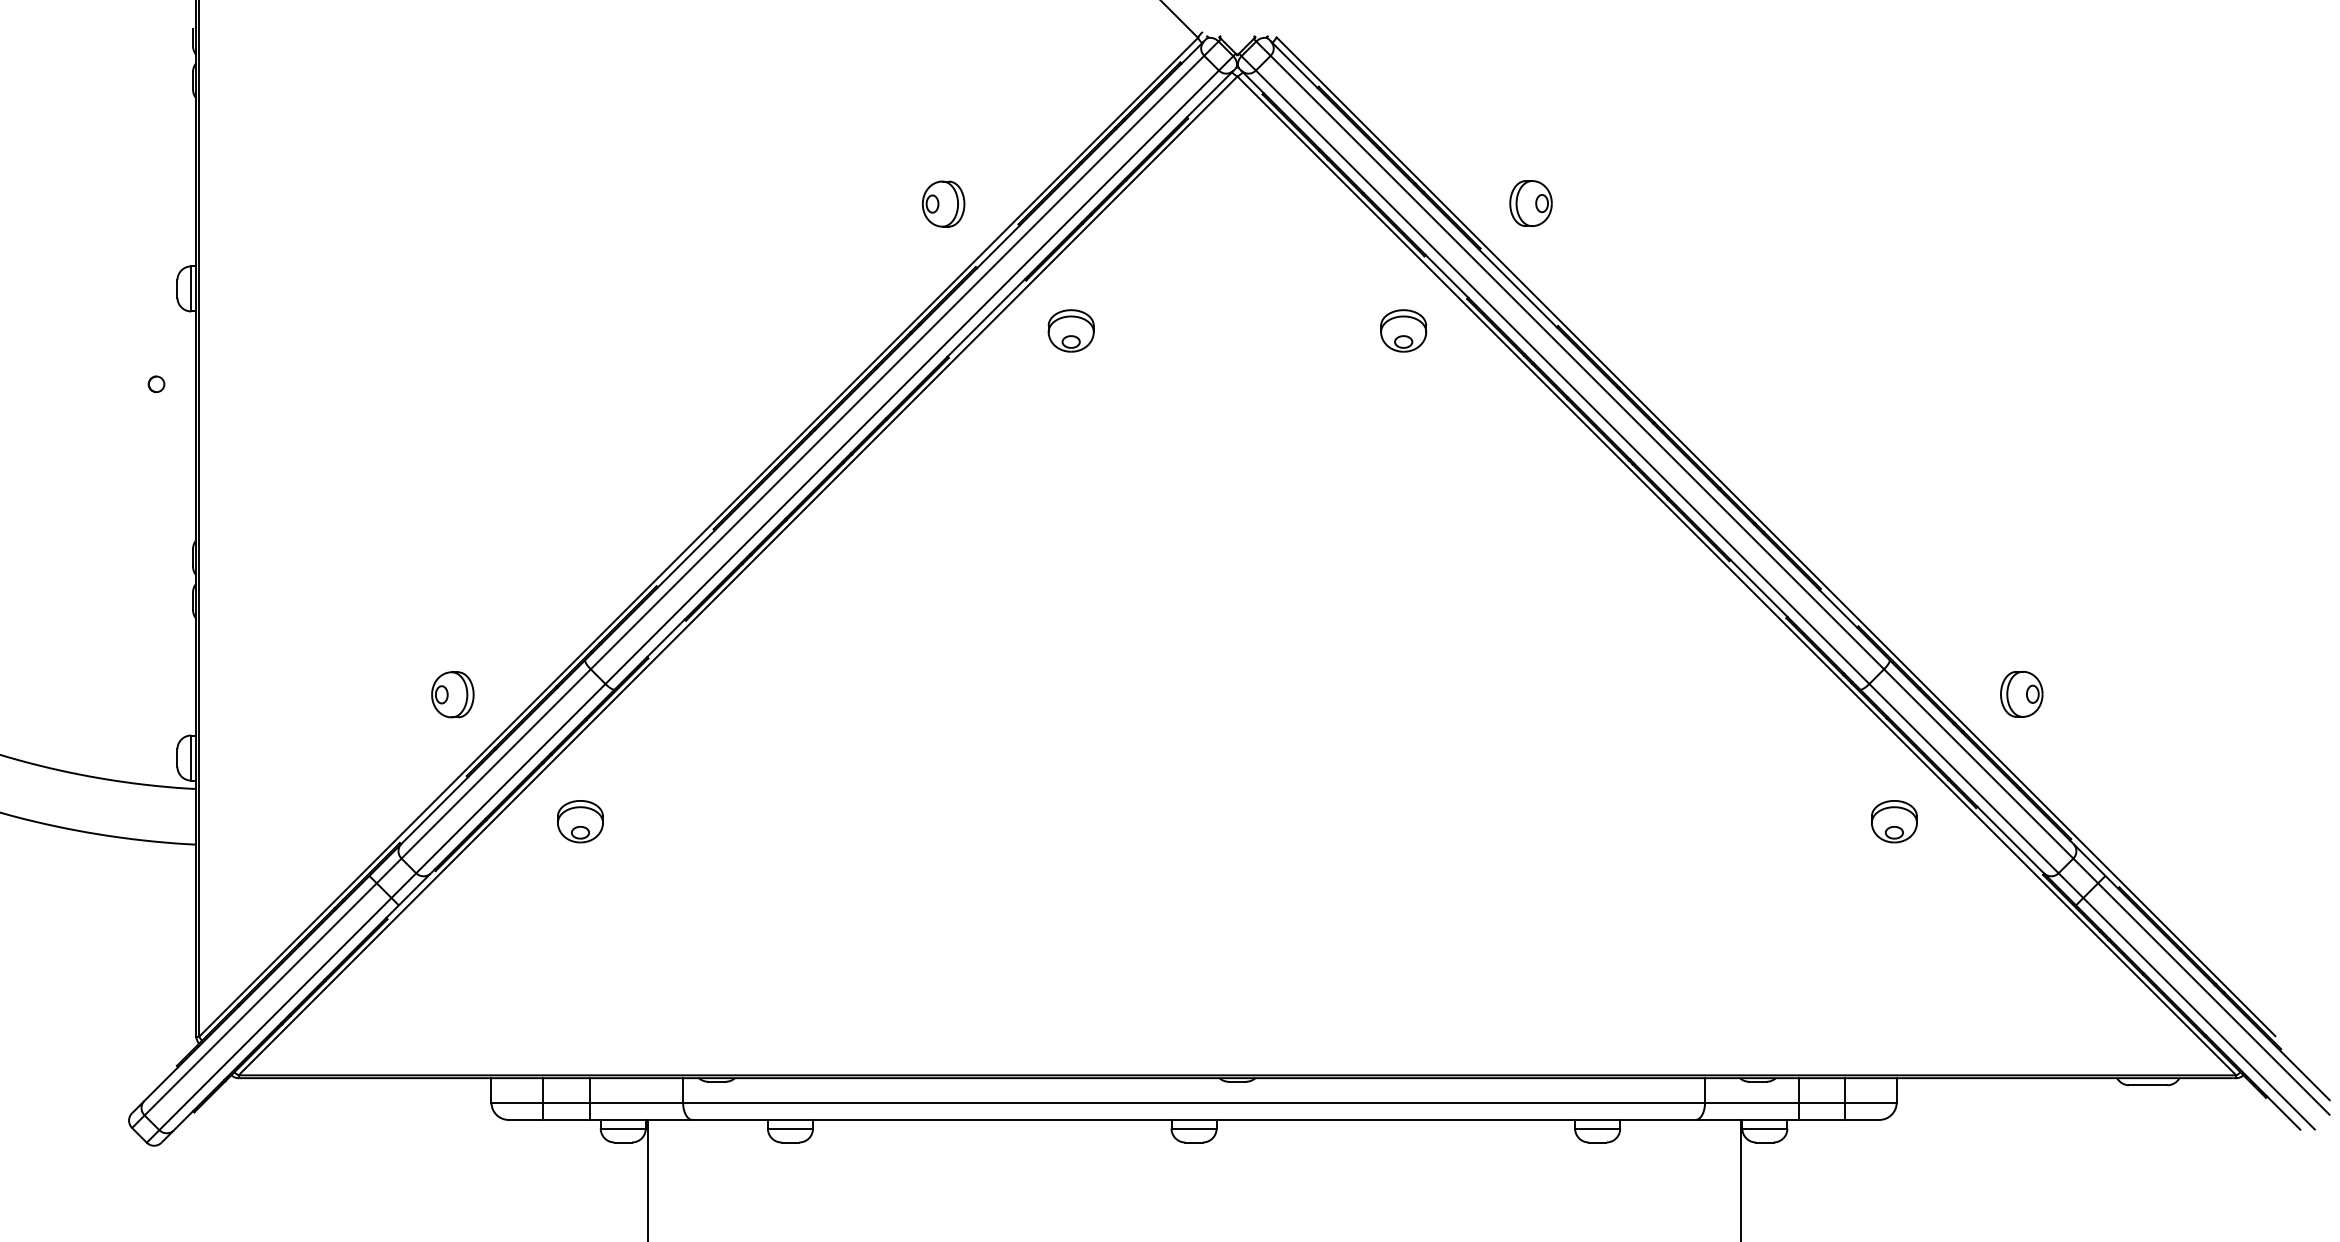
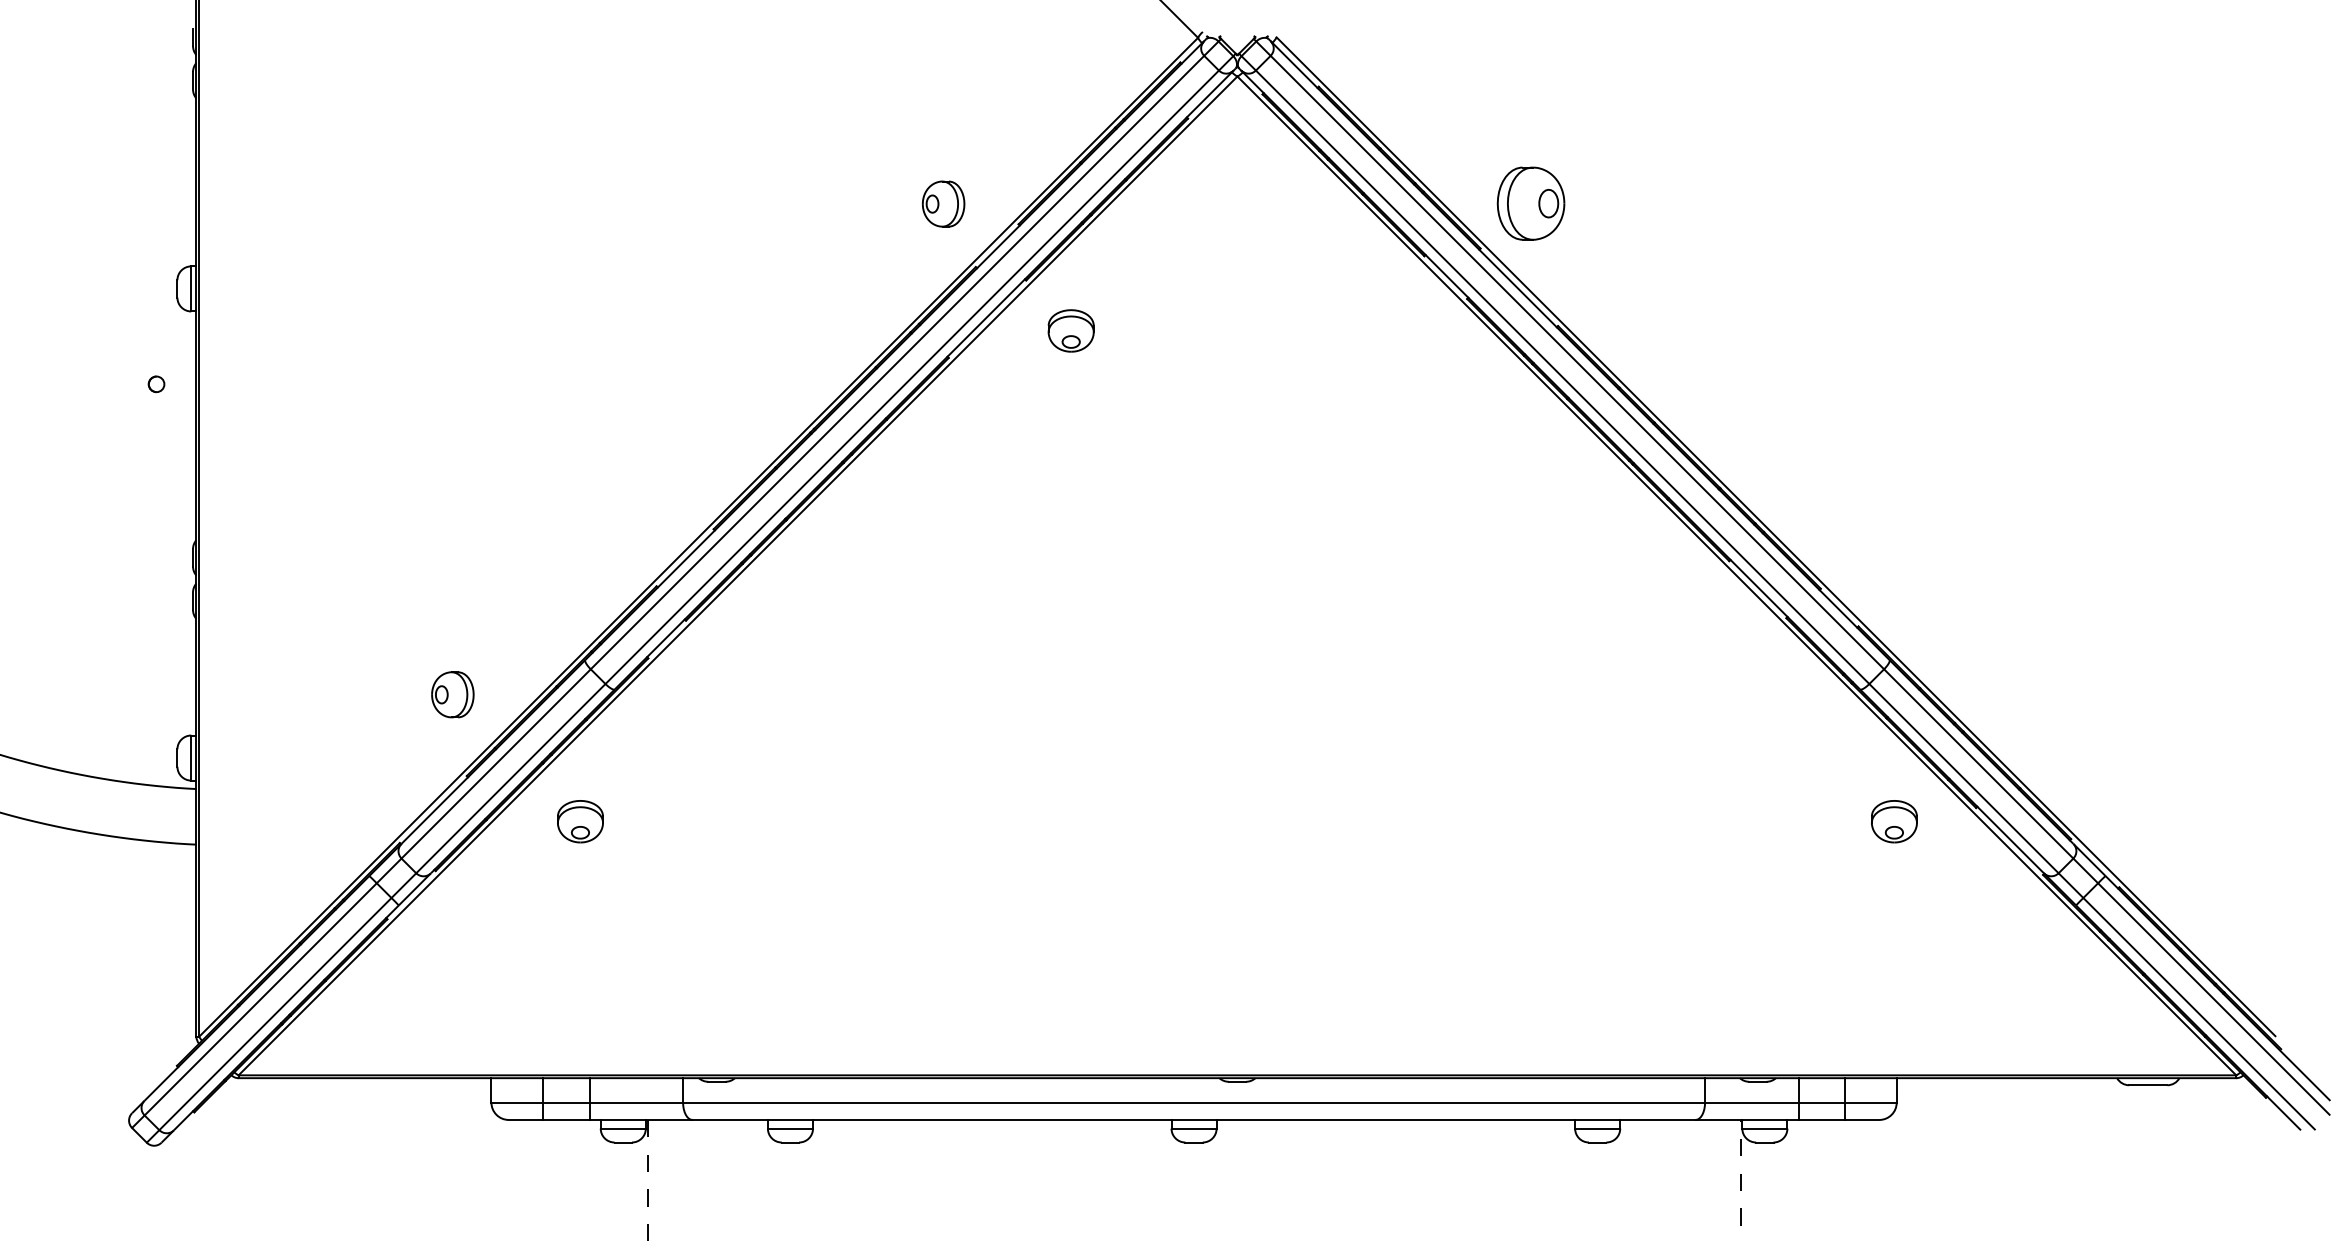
part size: 44x47 px -> 70x75 px (1530, 203)
part: present -> none (1403, 330)
part: present -> none (2021, 693)
line: solid -> dashed (647, 1180)
line: solid -> dashed (1740, 1180)
